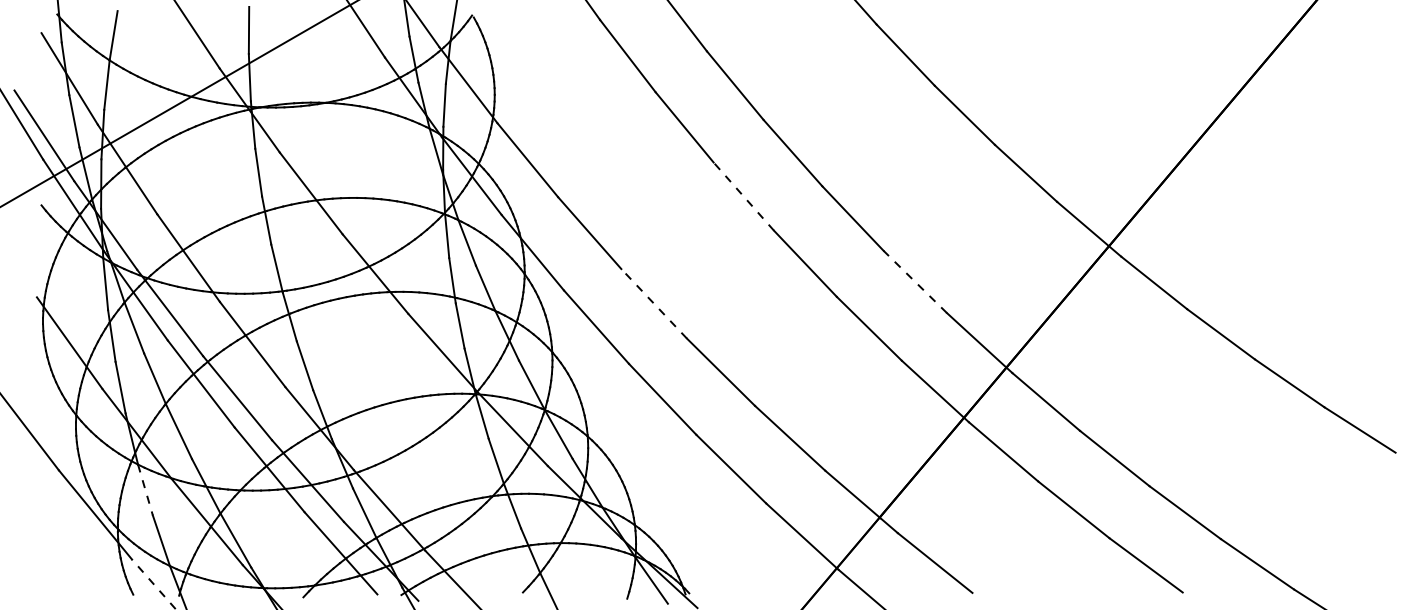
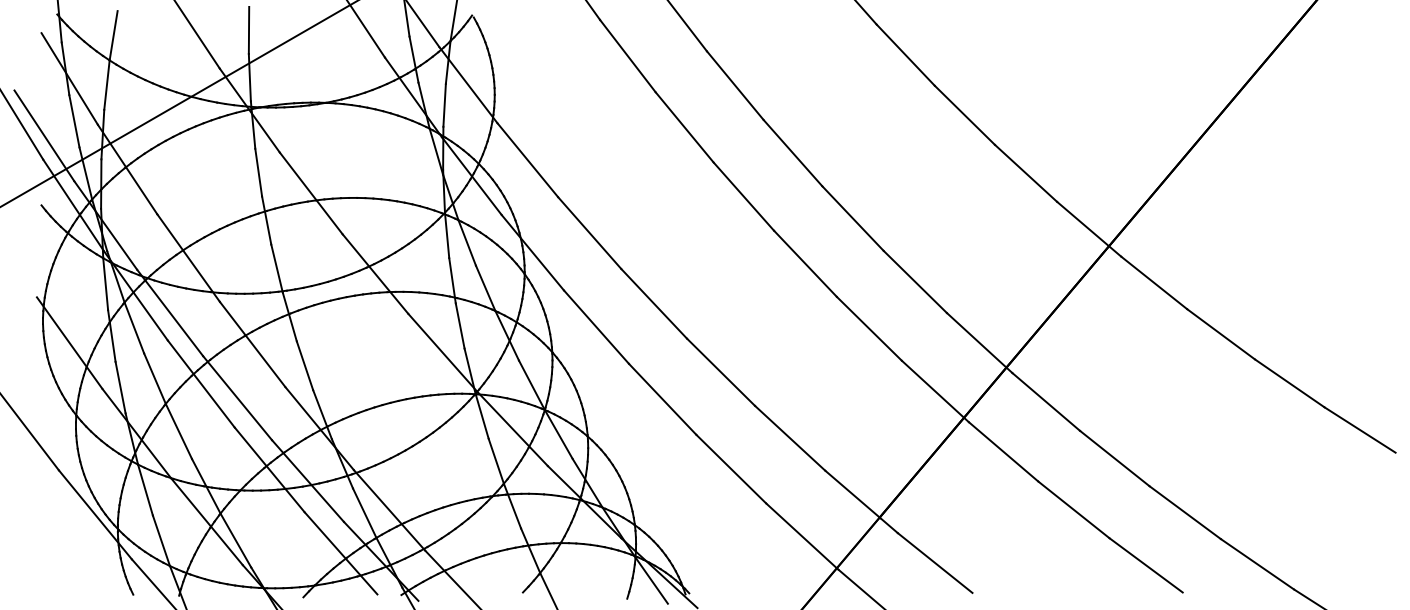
line: dashed -> solid (743, 196)
line: dashed -> solid (914, 281)
line: dashed -> solid (654, 303)
line: dashed -> solid (145, 490)
line: dashed -> solid (153, 583)
